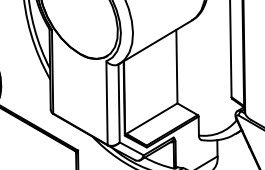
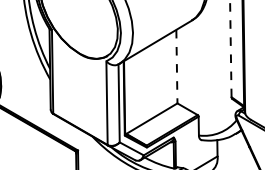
line: solid -> dashed (230, 48)
line: solid -> dashed (176, 66)
